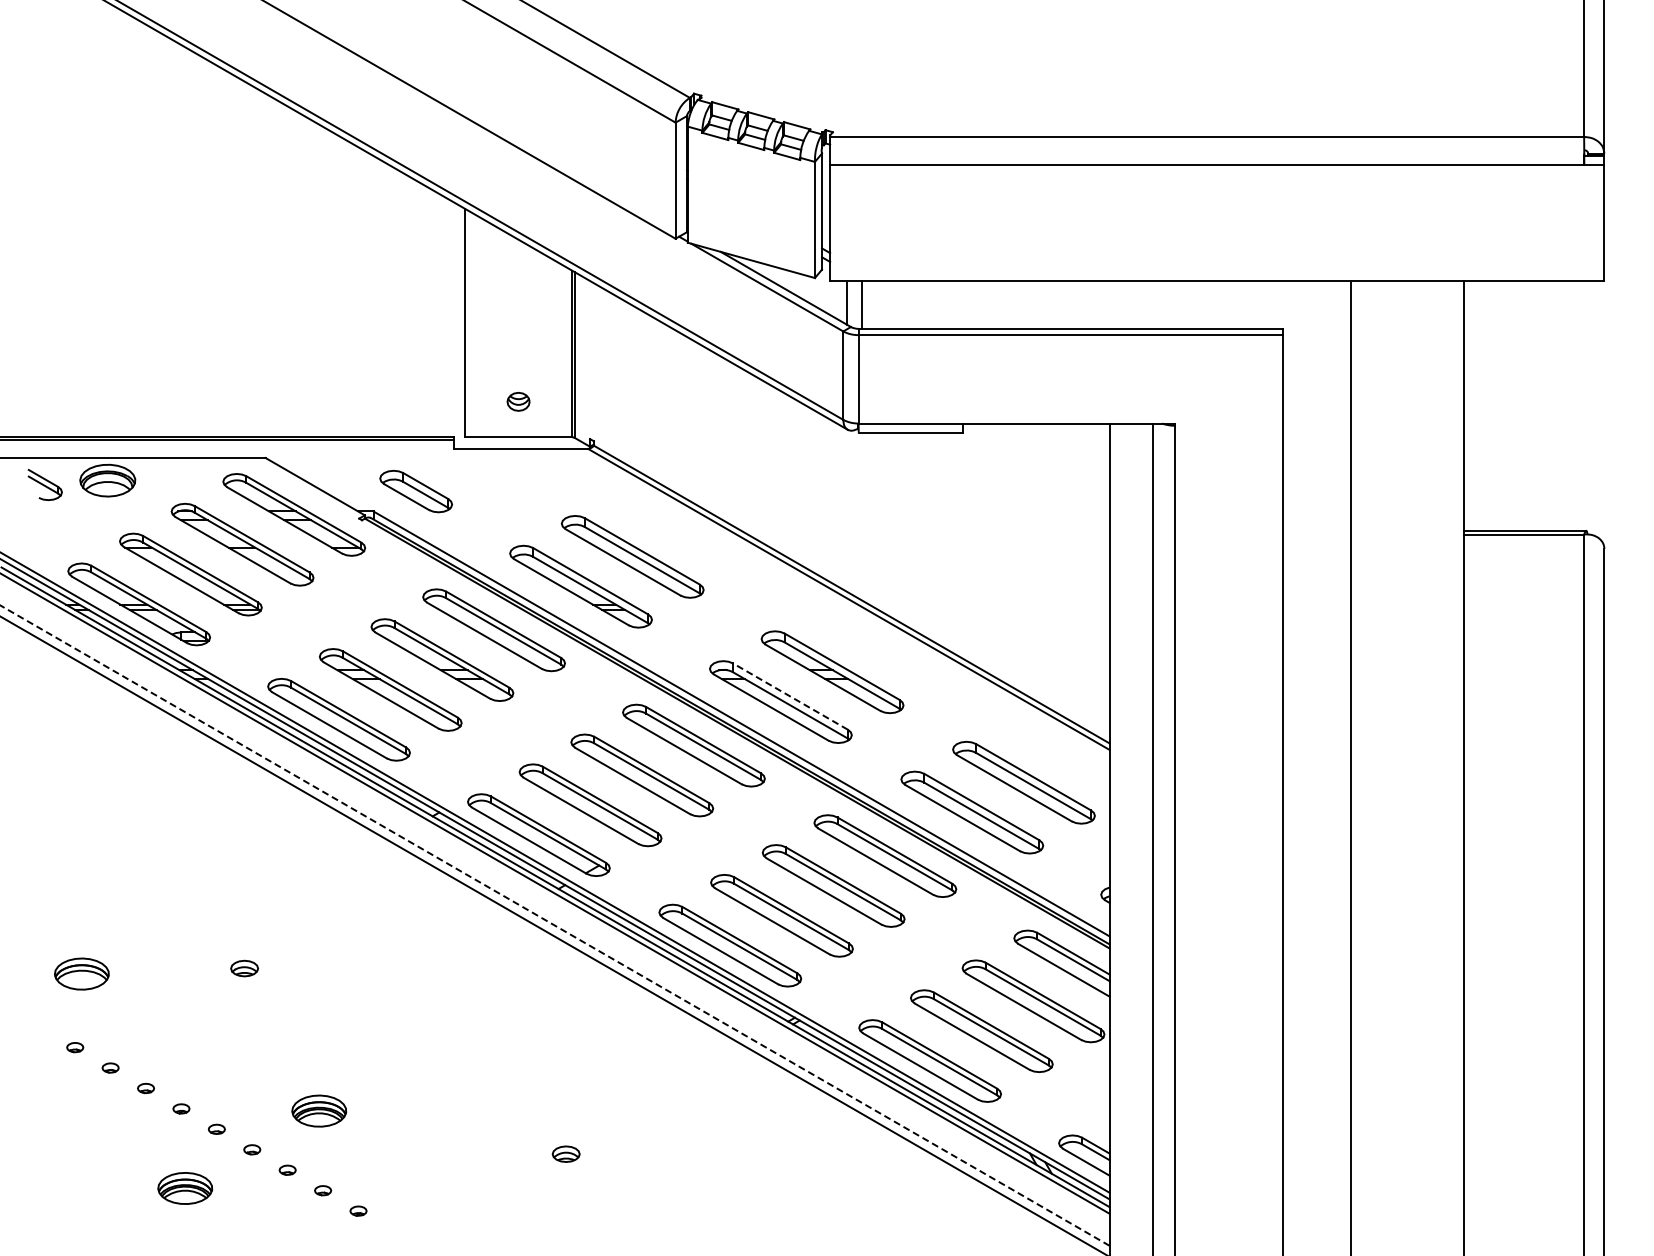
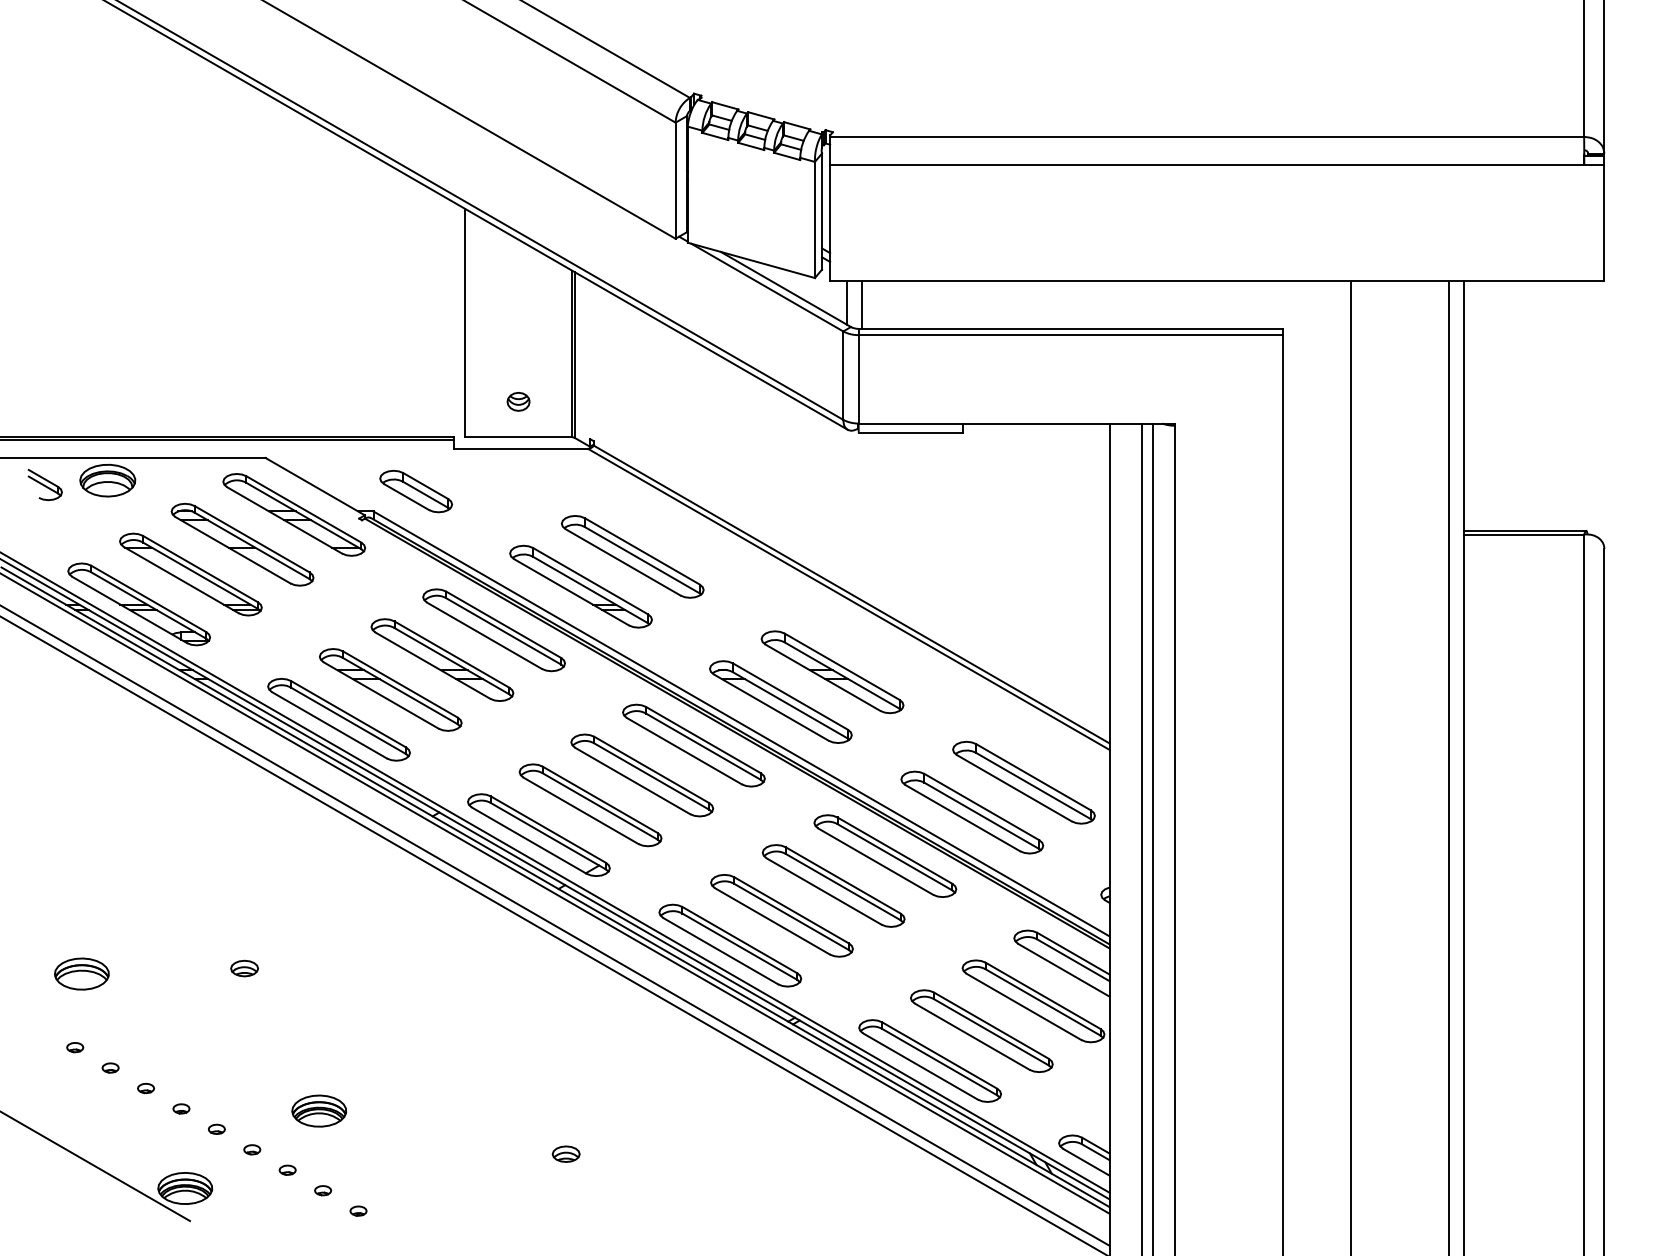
line: dashed -> solid (790, 696)
line: none -> present (1448, 766)
line: none -> present (1142, 837)
line: dashed -> solid (554, 925)
line: none -> present (96, 1166)
